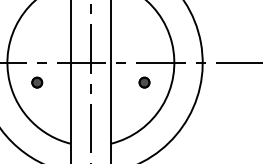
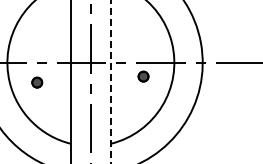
line: solid -> dashed (110, 81)
part position: (144, 82) -> (143, 76) (143, 76)
